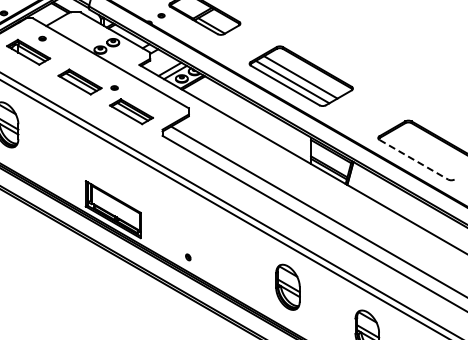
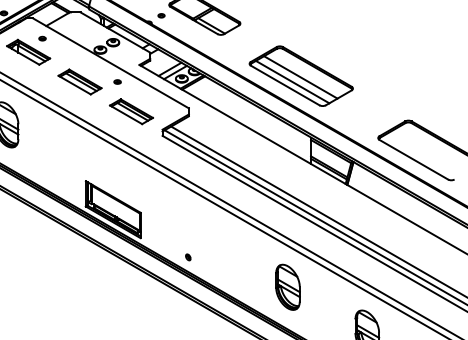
part position: (114, 87) -> (117, 81) (117, 81)
line: dashed -> solid (413, 159)
line: none -> present (314, 216)
